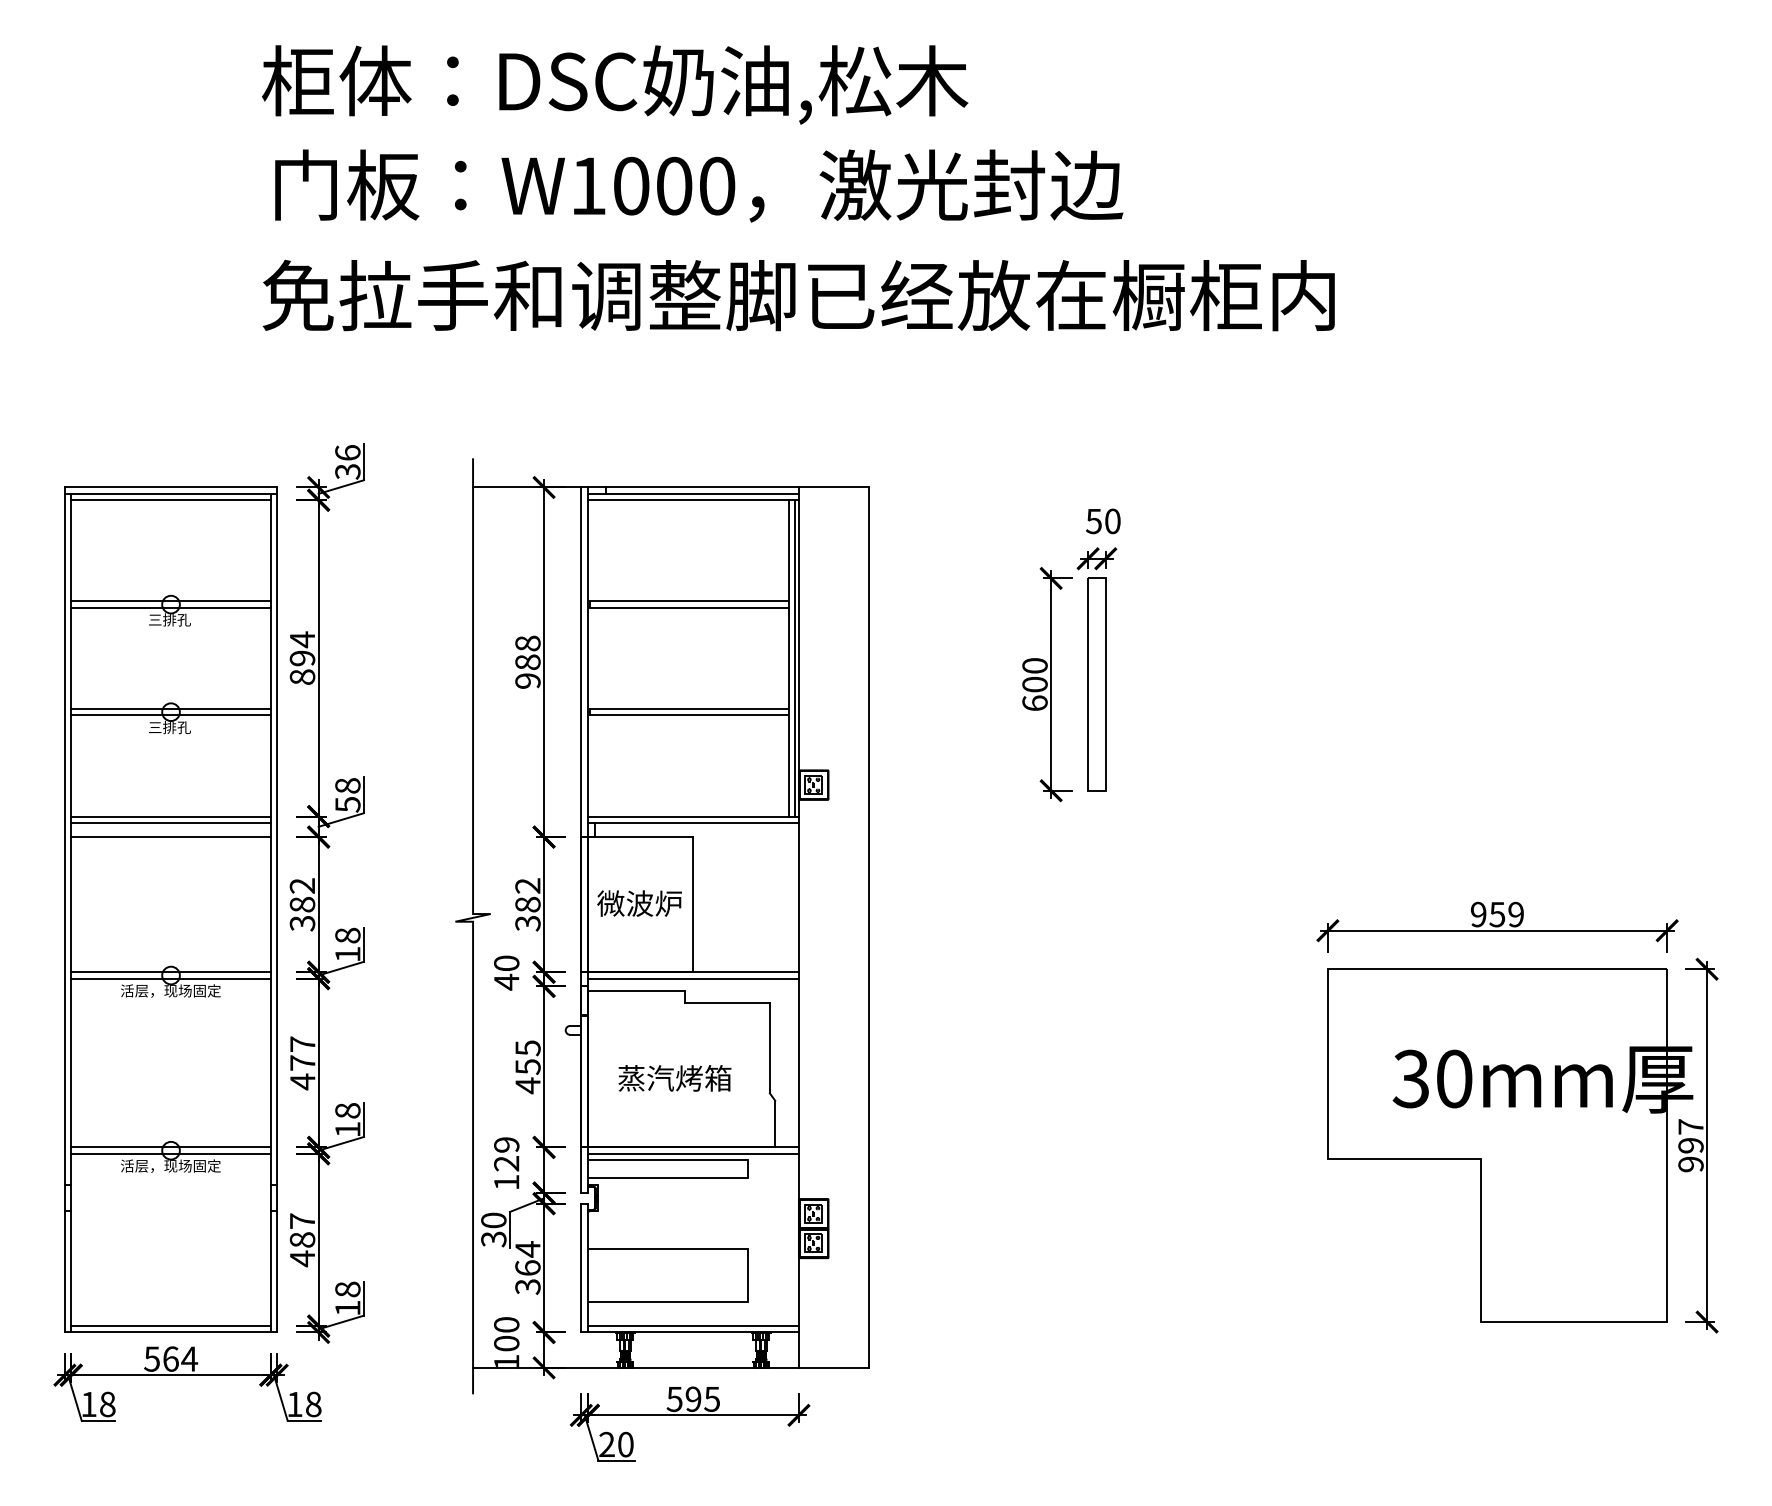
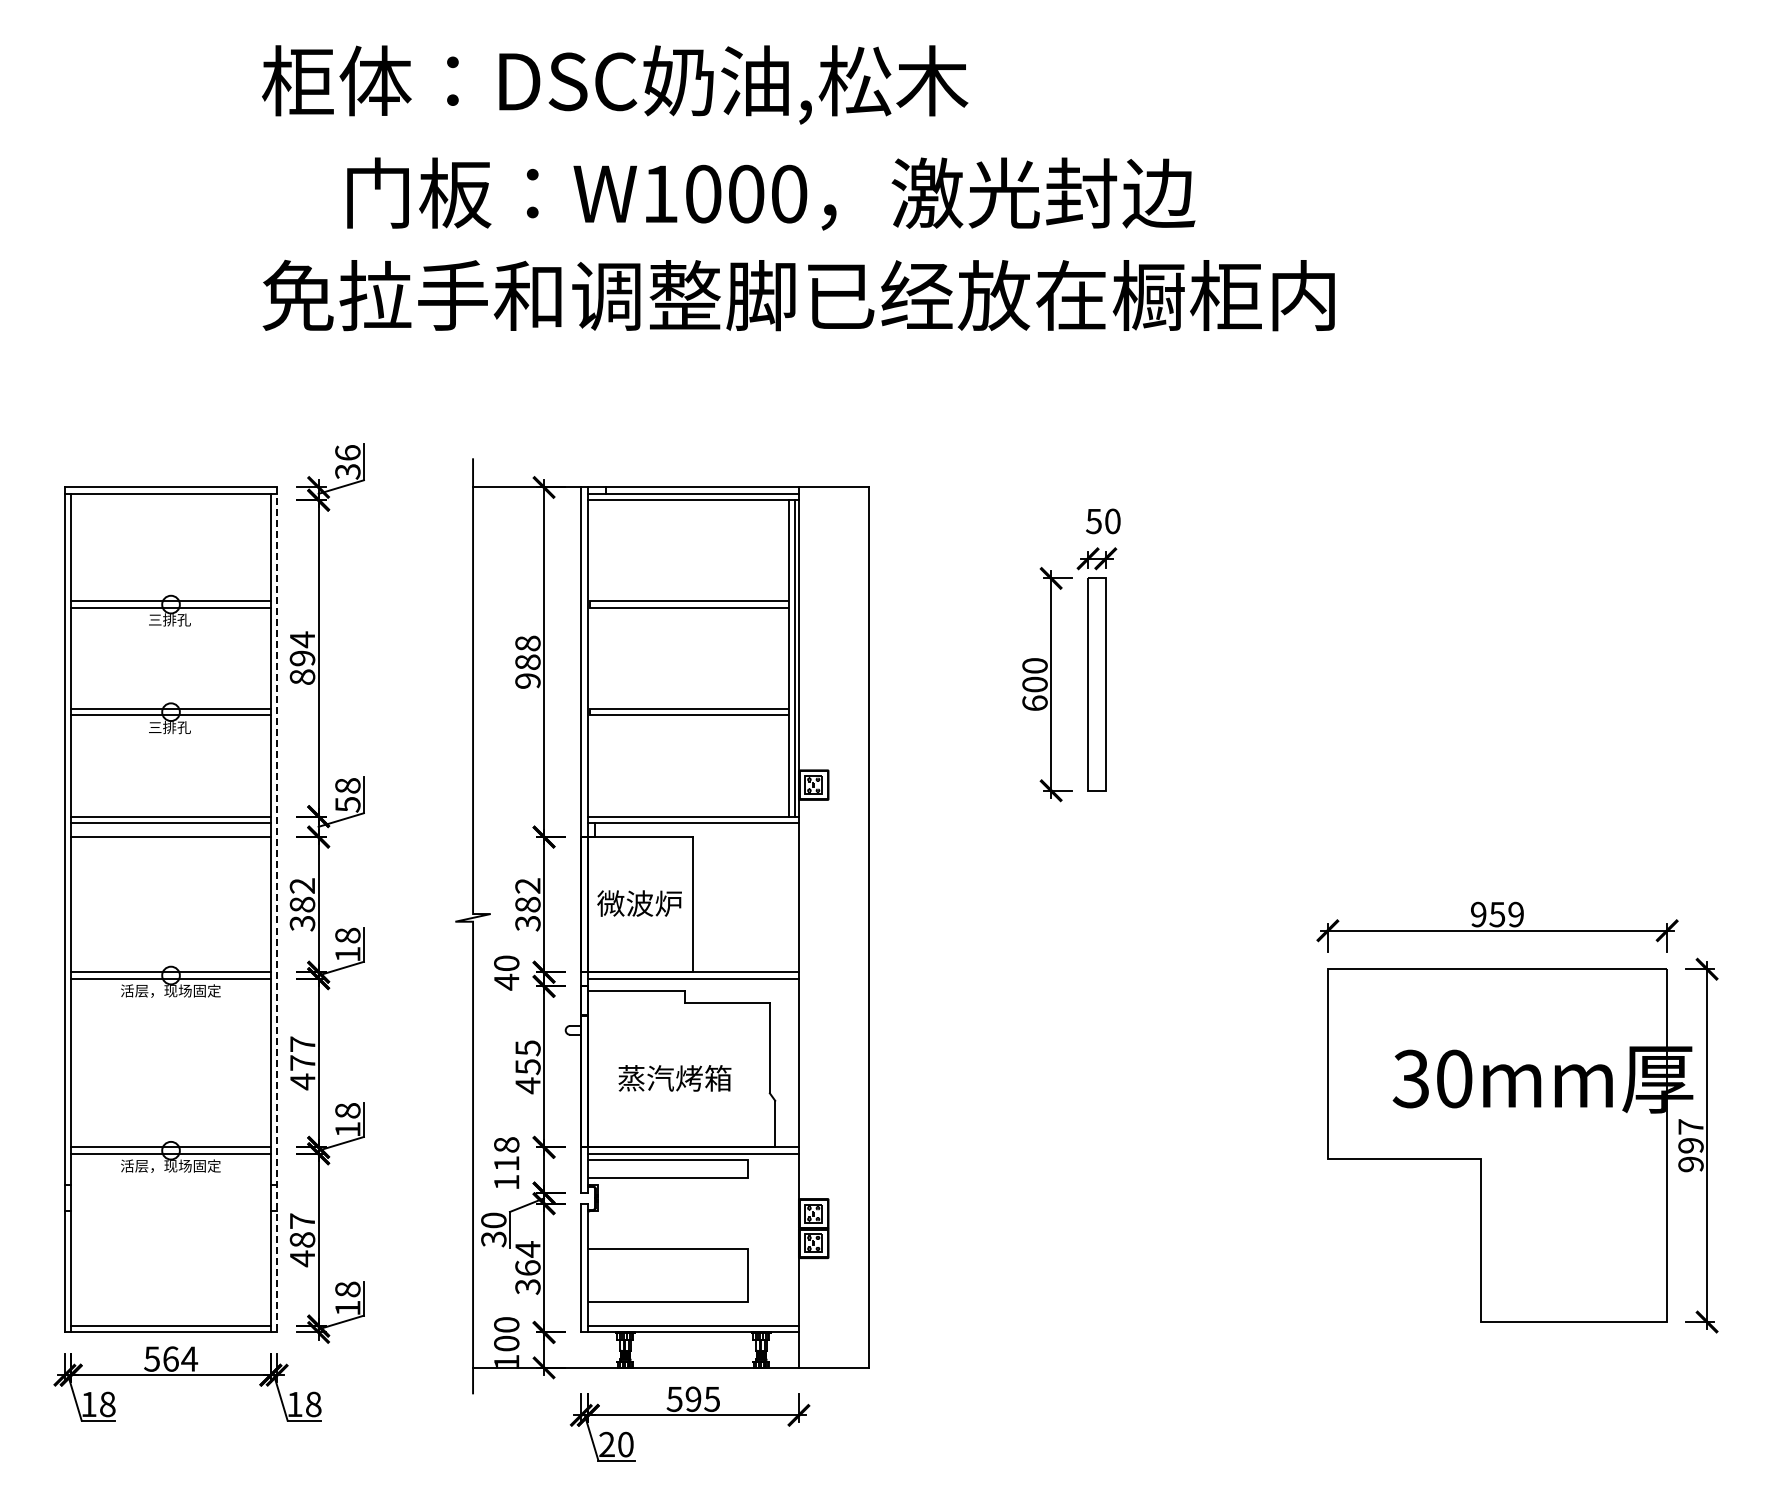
text position: (699, 185) -> (771, 193) (771, 193)
line: present -> none (170, 500)
line: solid -> dashed (277, 910)
text: 129 -> 118 (506, 1154)
